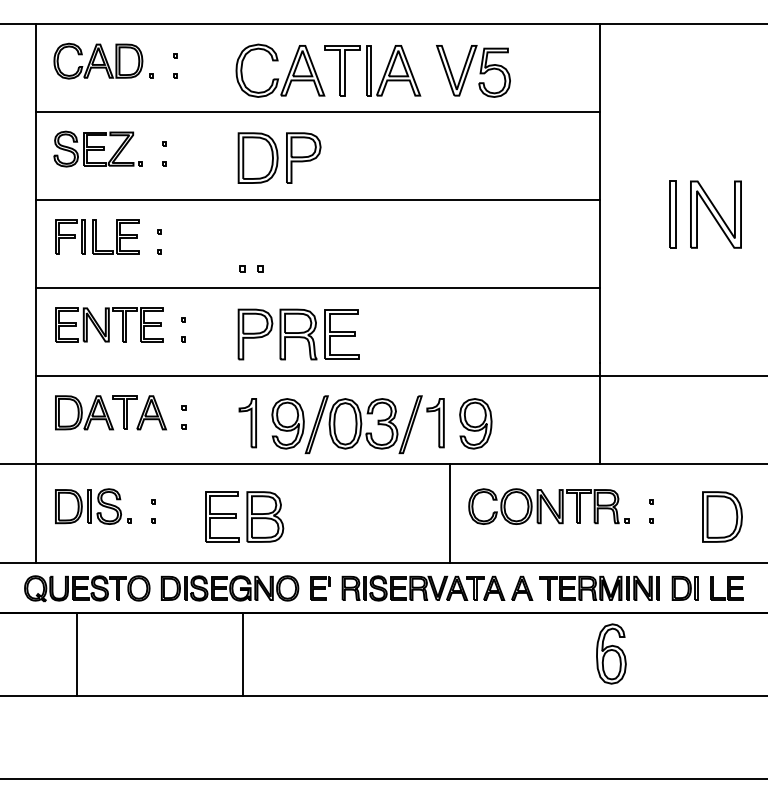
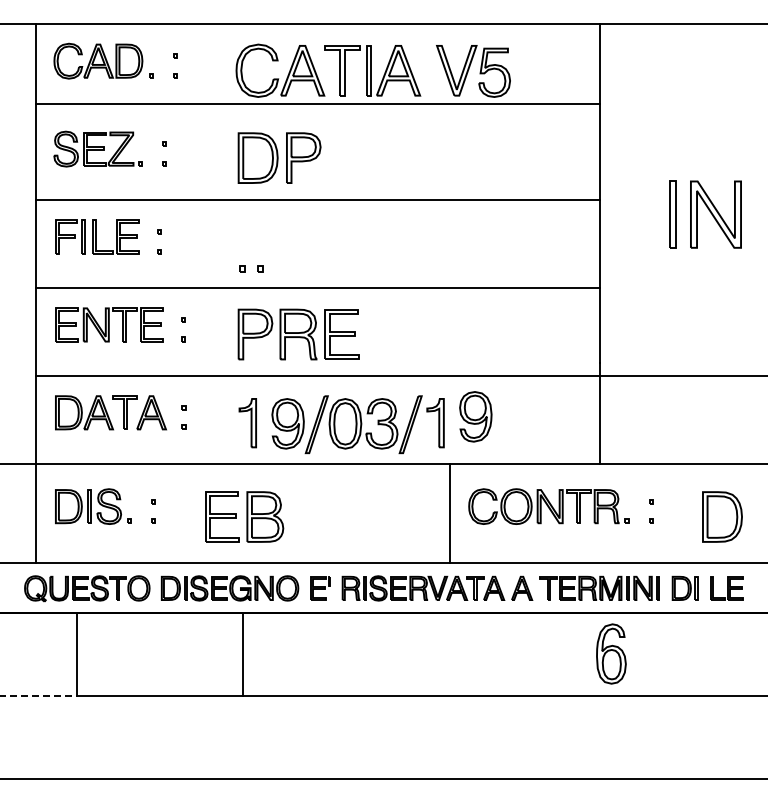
line position: (317, 112) -> (317, 104) (317, 104)
part position: (475, 423) -> (475, 416) (475, 416)
line: solid -> dashed (39, 695)
